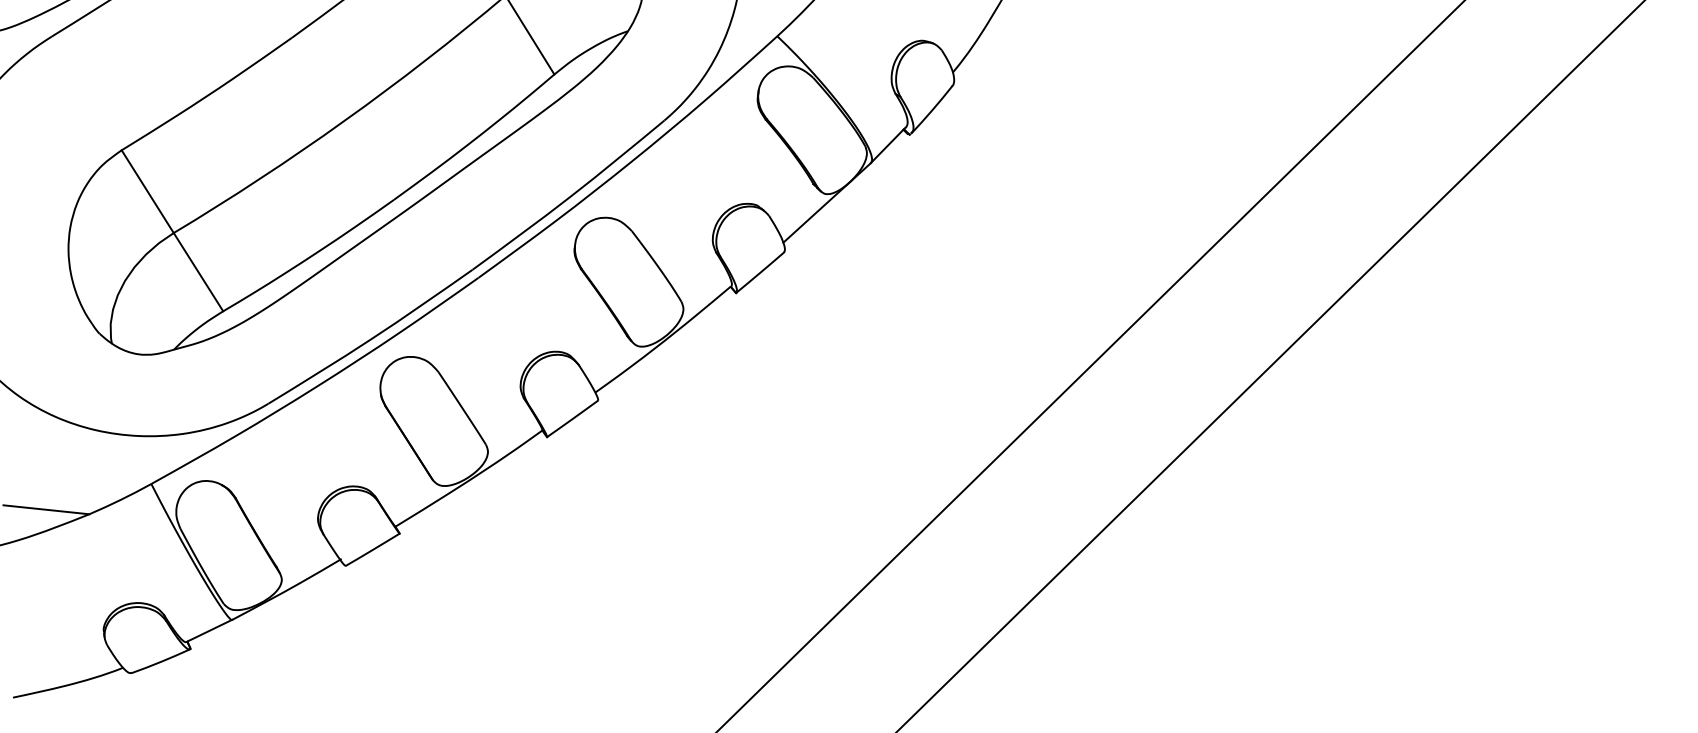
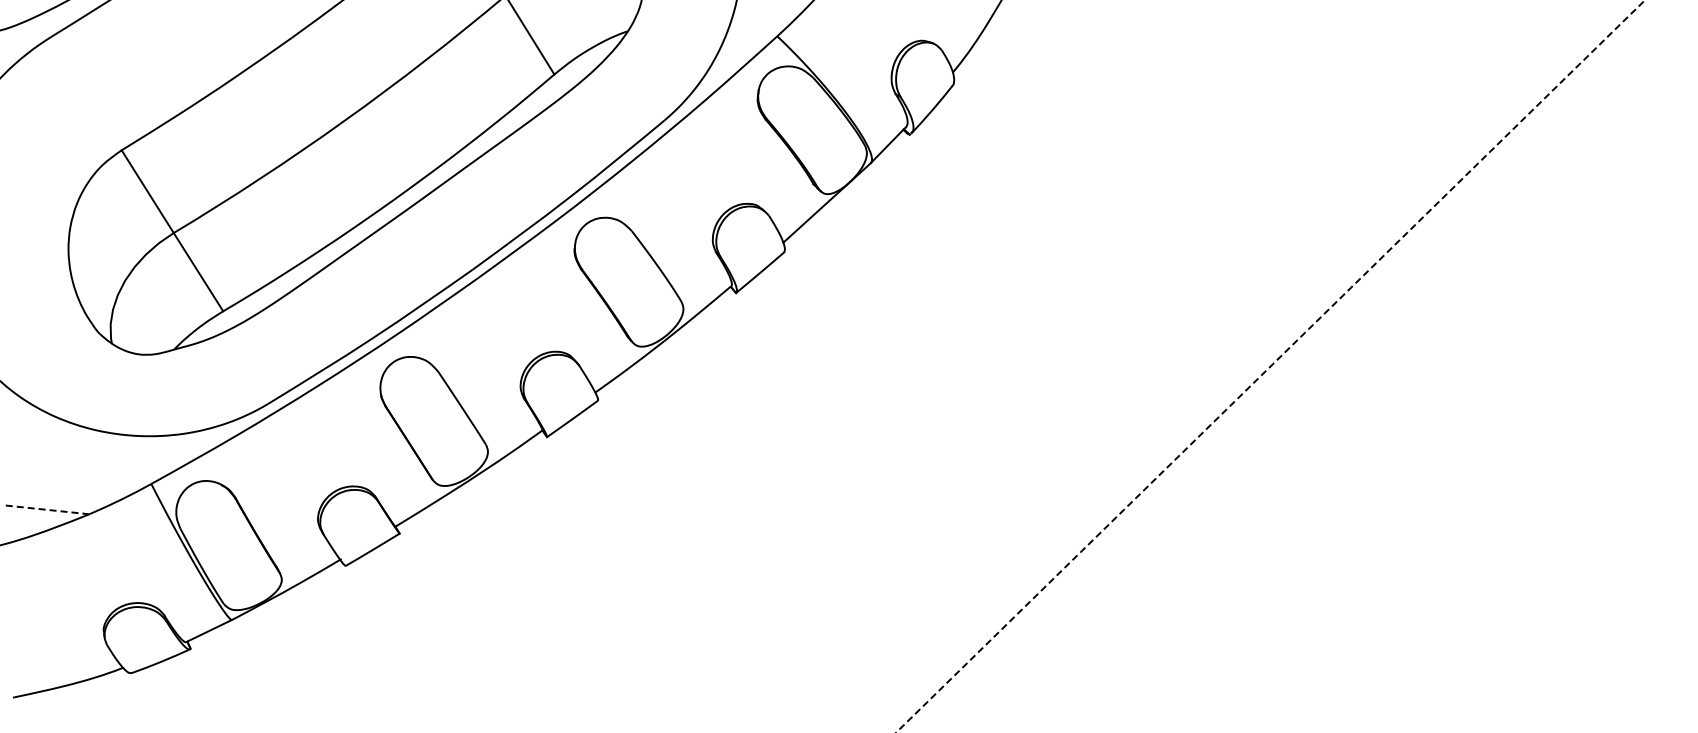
line: present -> none (1091, 365)
line: solid -> dashed (1271, 366)
line: solid -> dashed (45, 509)
